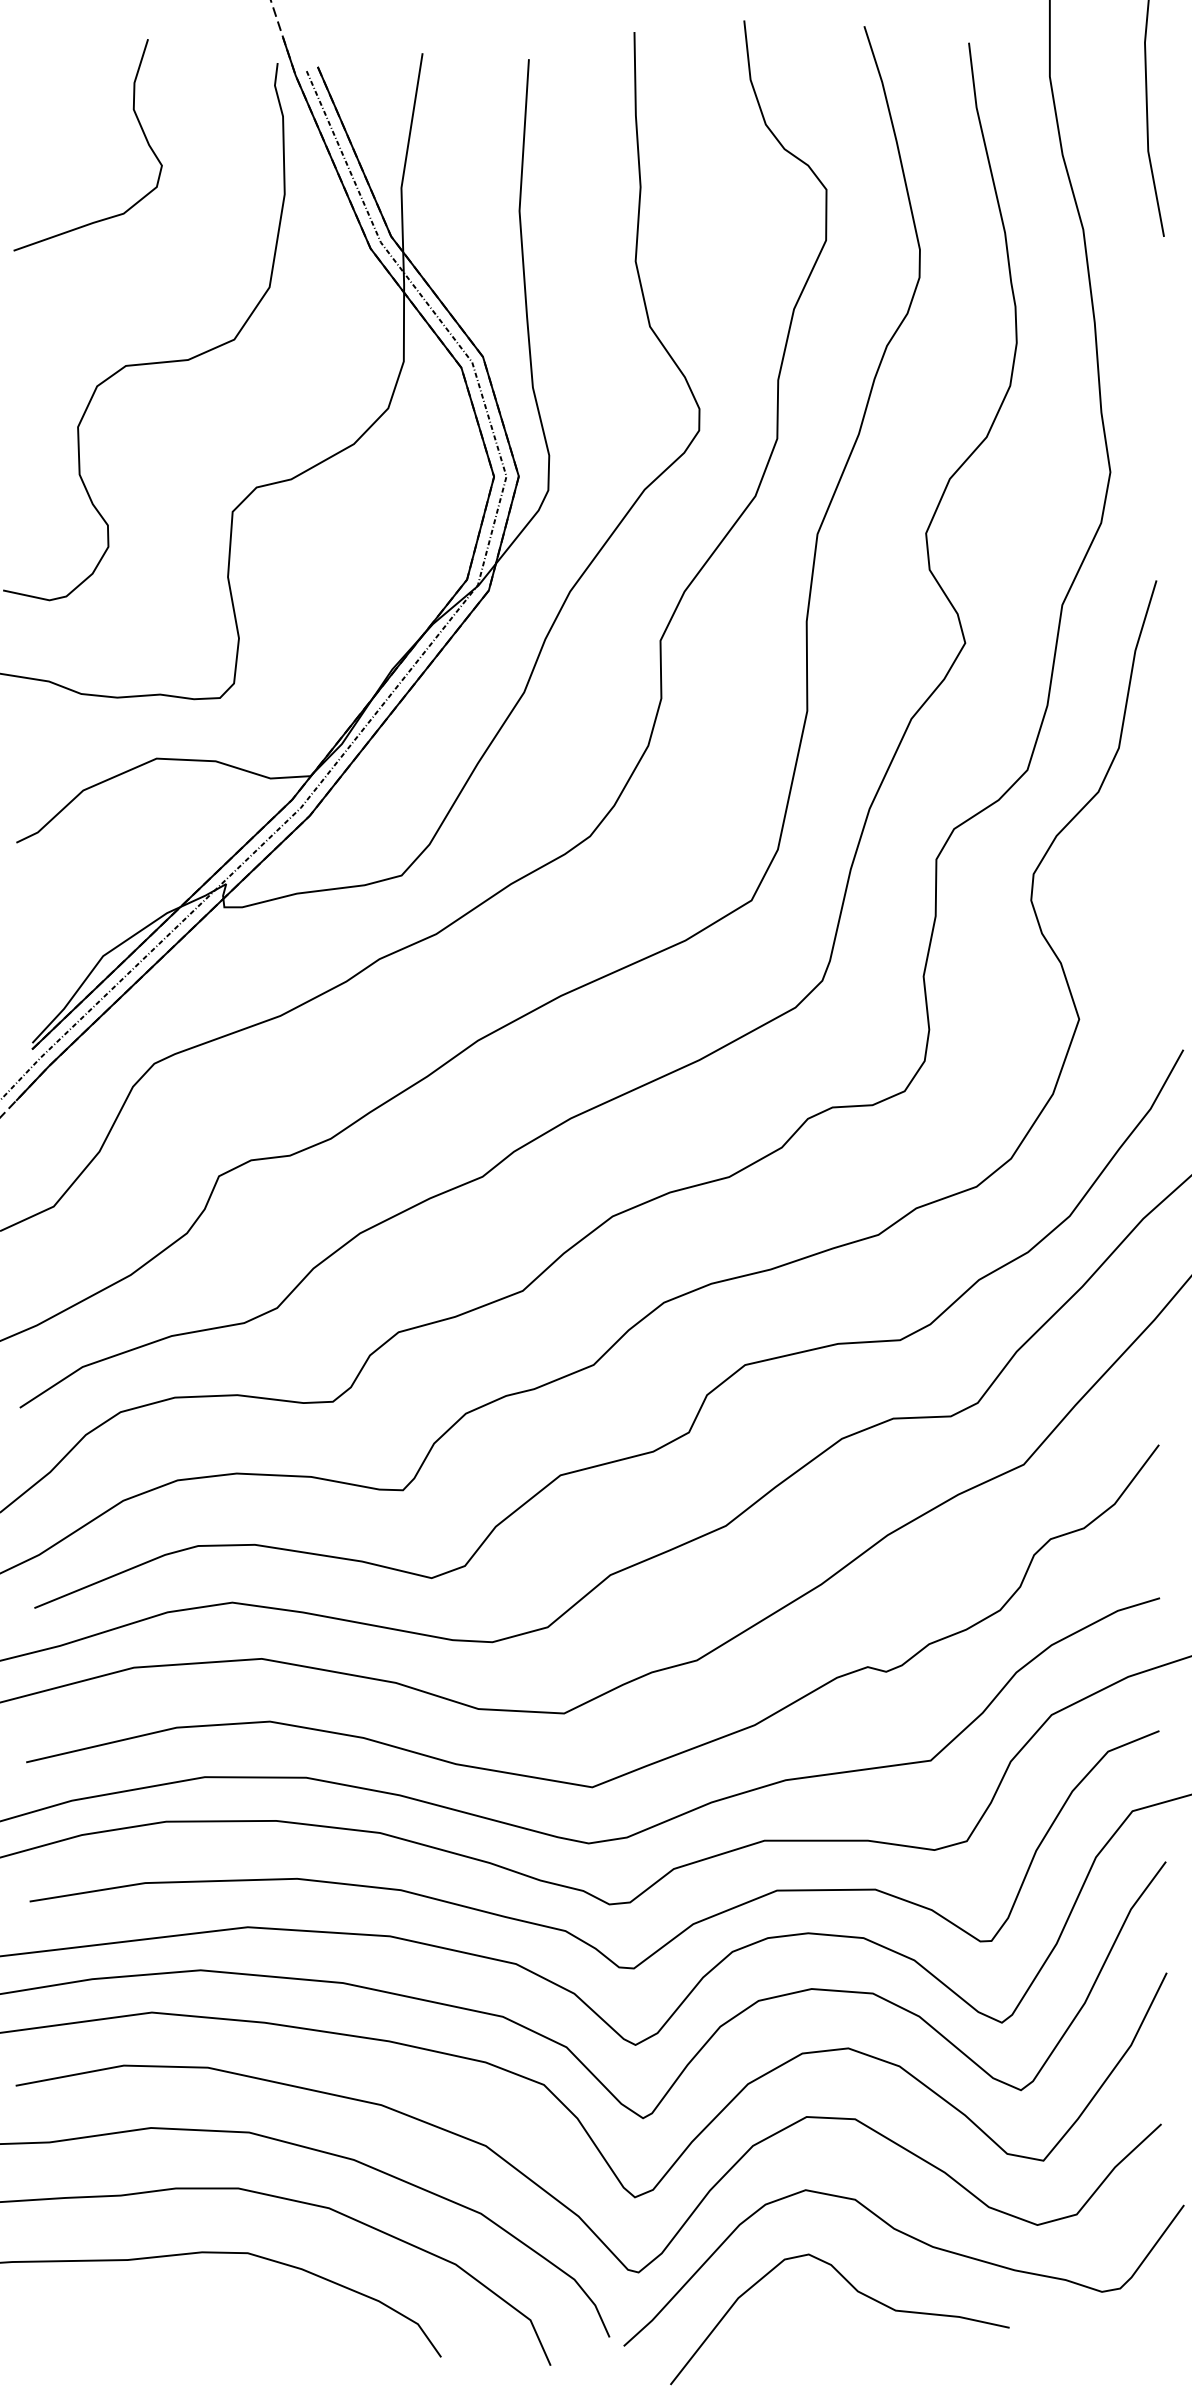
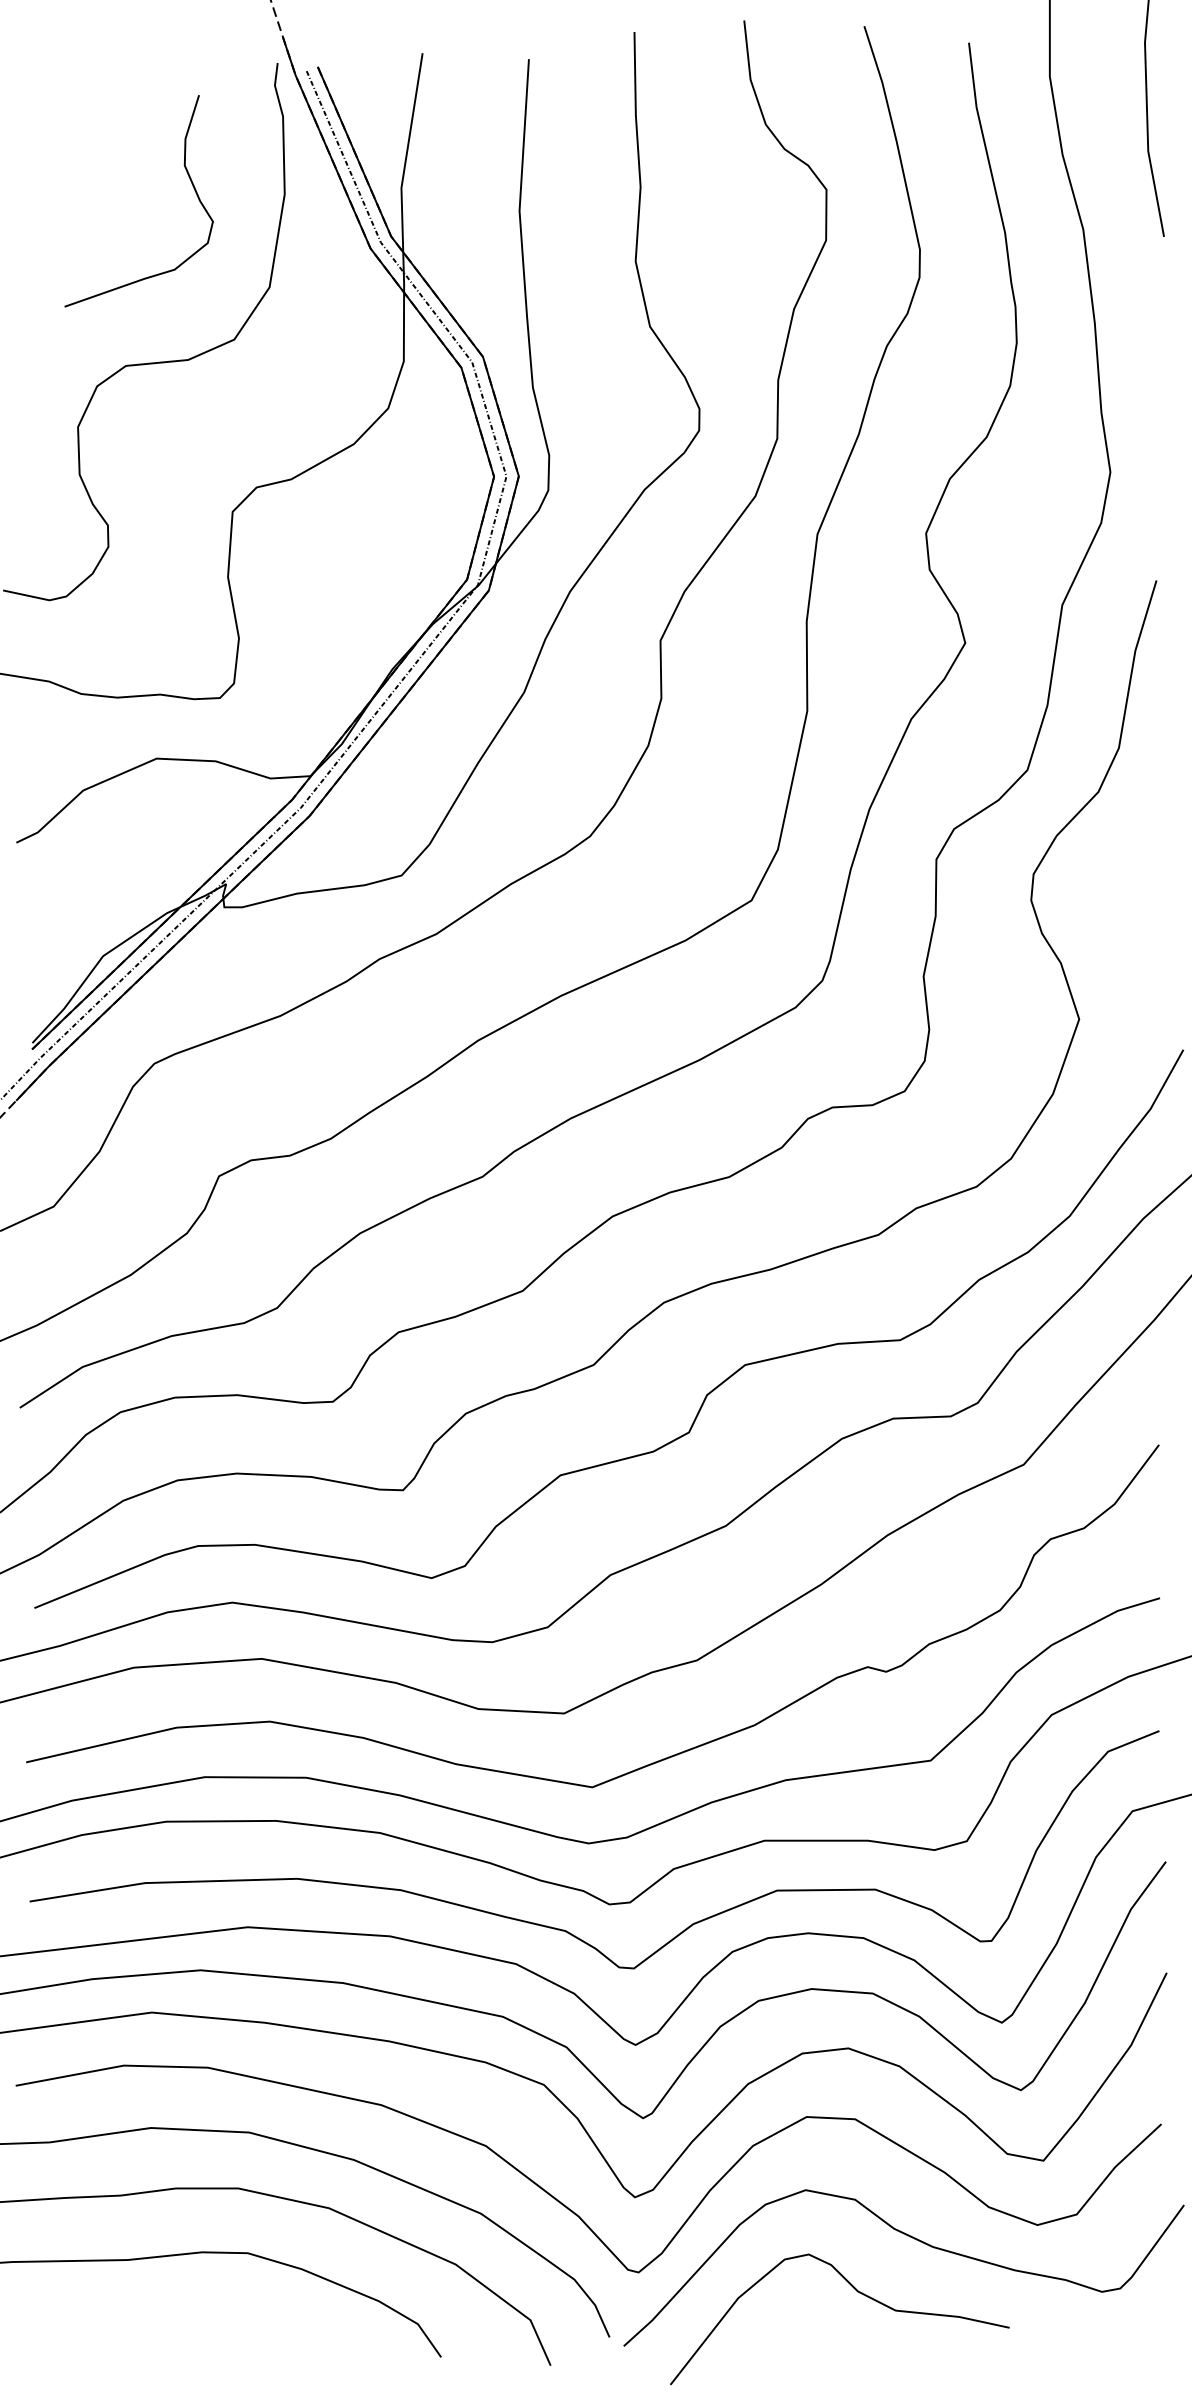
curve position: (138, 123) -> (189, 179) (189, 179)
